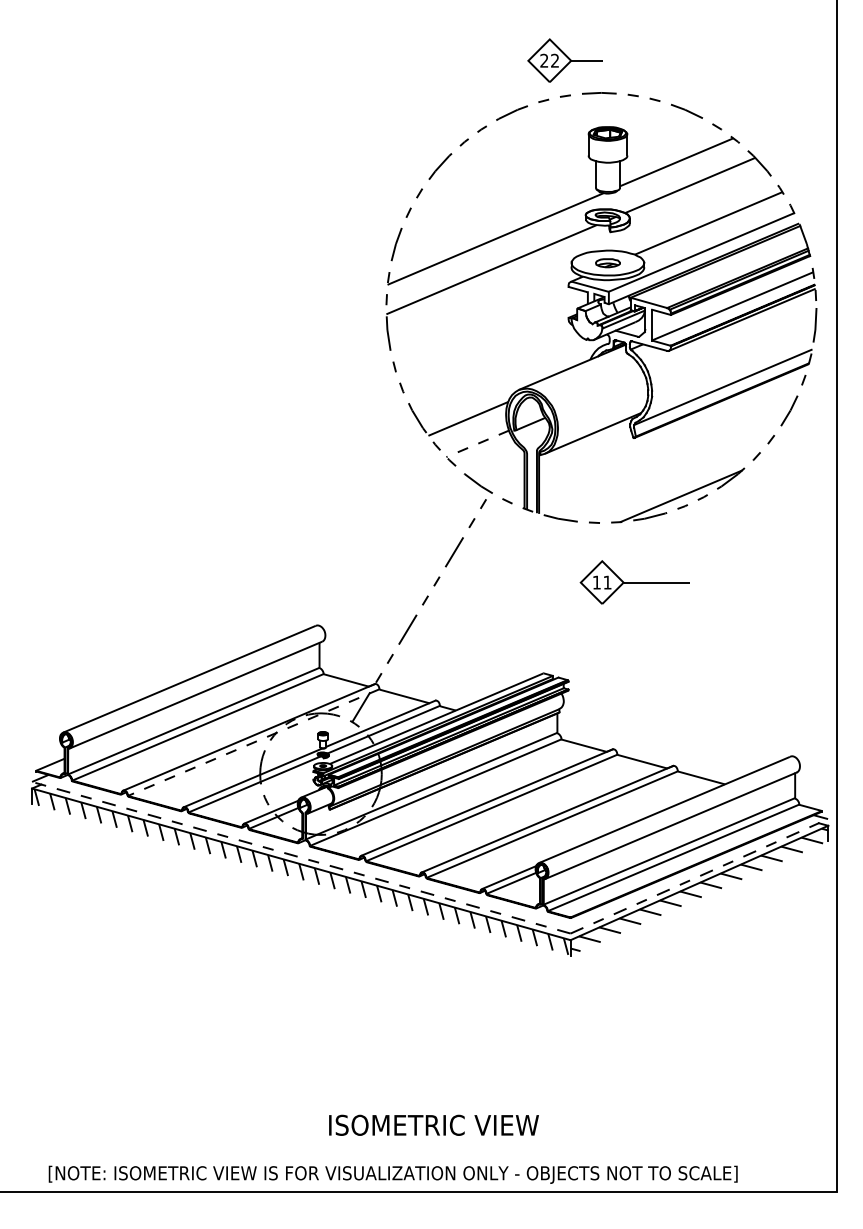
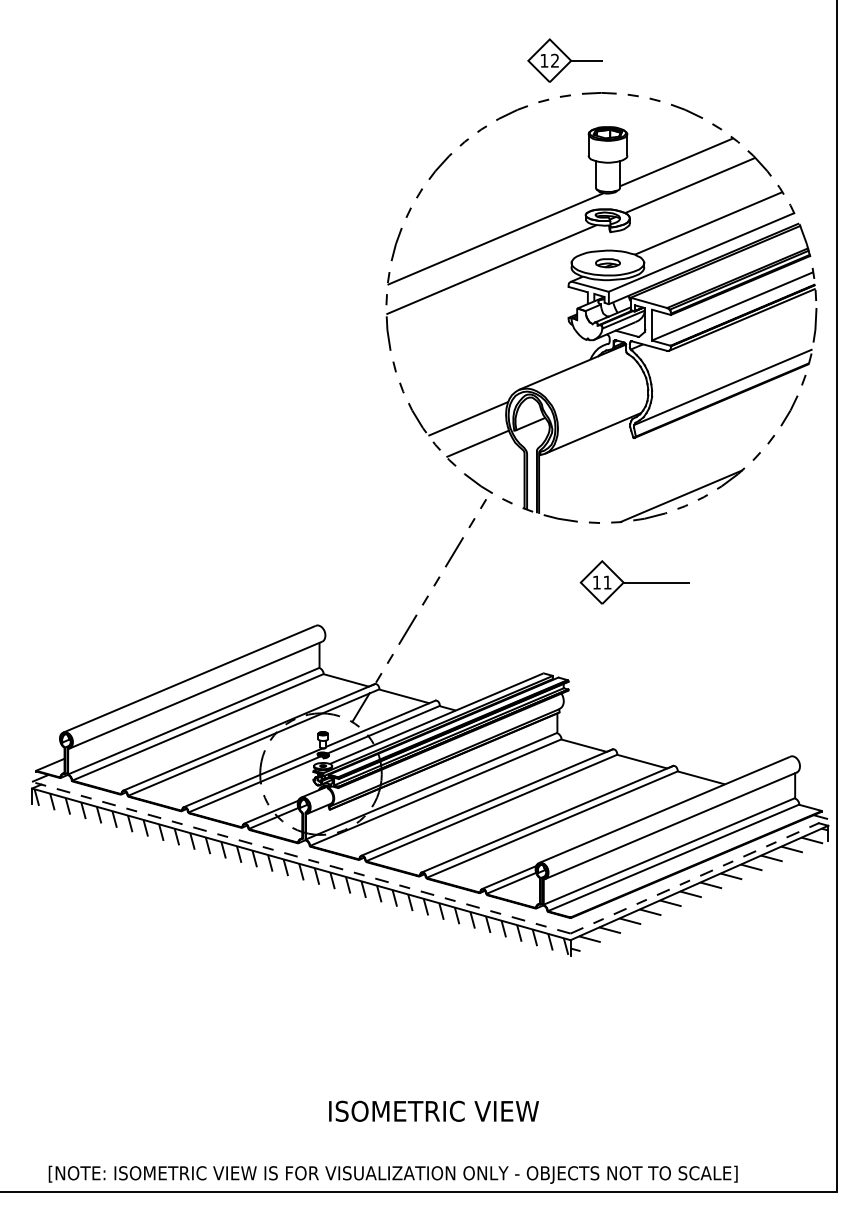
text: 22 -> 12 (544, 60)
line: dashed -> solid (477, 443)
line: dashed -> solid (253, 742)
text position: (433, 1124) -> (433, 1110) (433, 1110)
